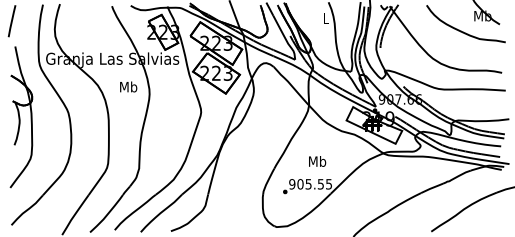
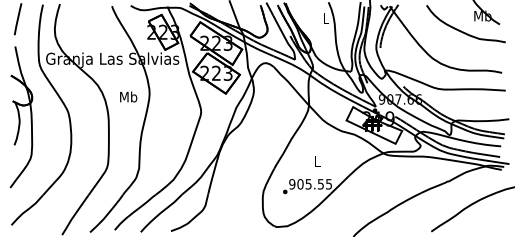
line position: (11, 21) -> (17, 19) (17, 19)
text position: (128, 86) -> (128, 96) (128, 96)
text: Mb -> L (317, 161)
